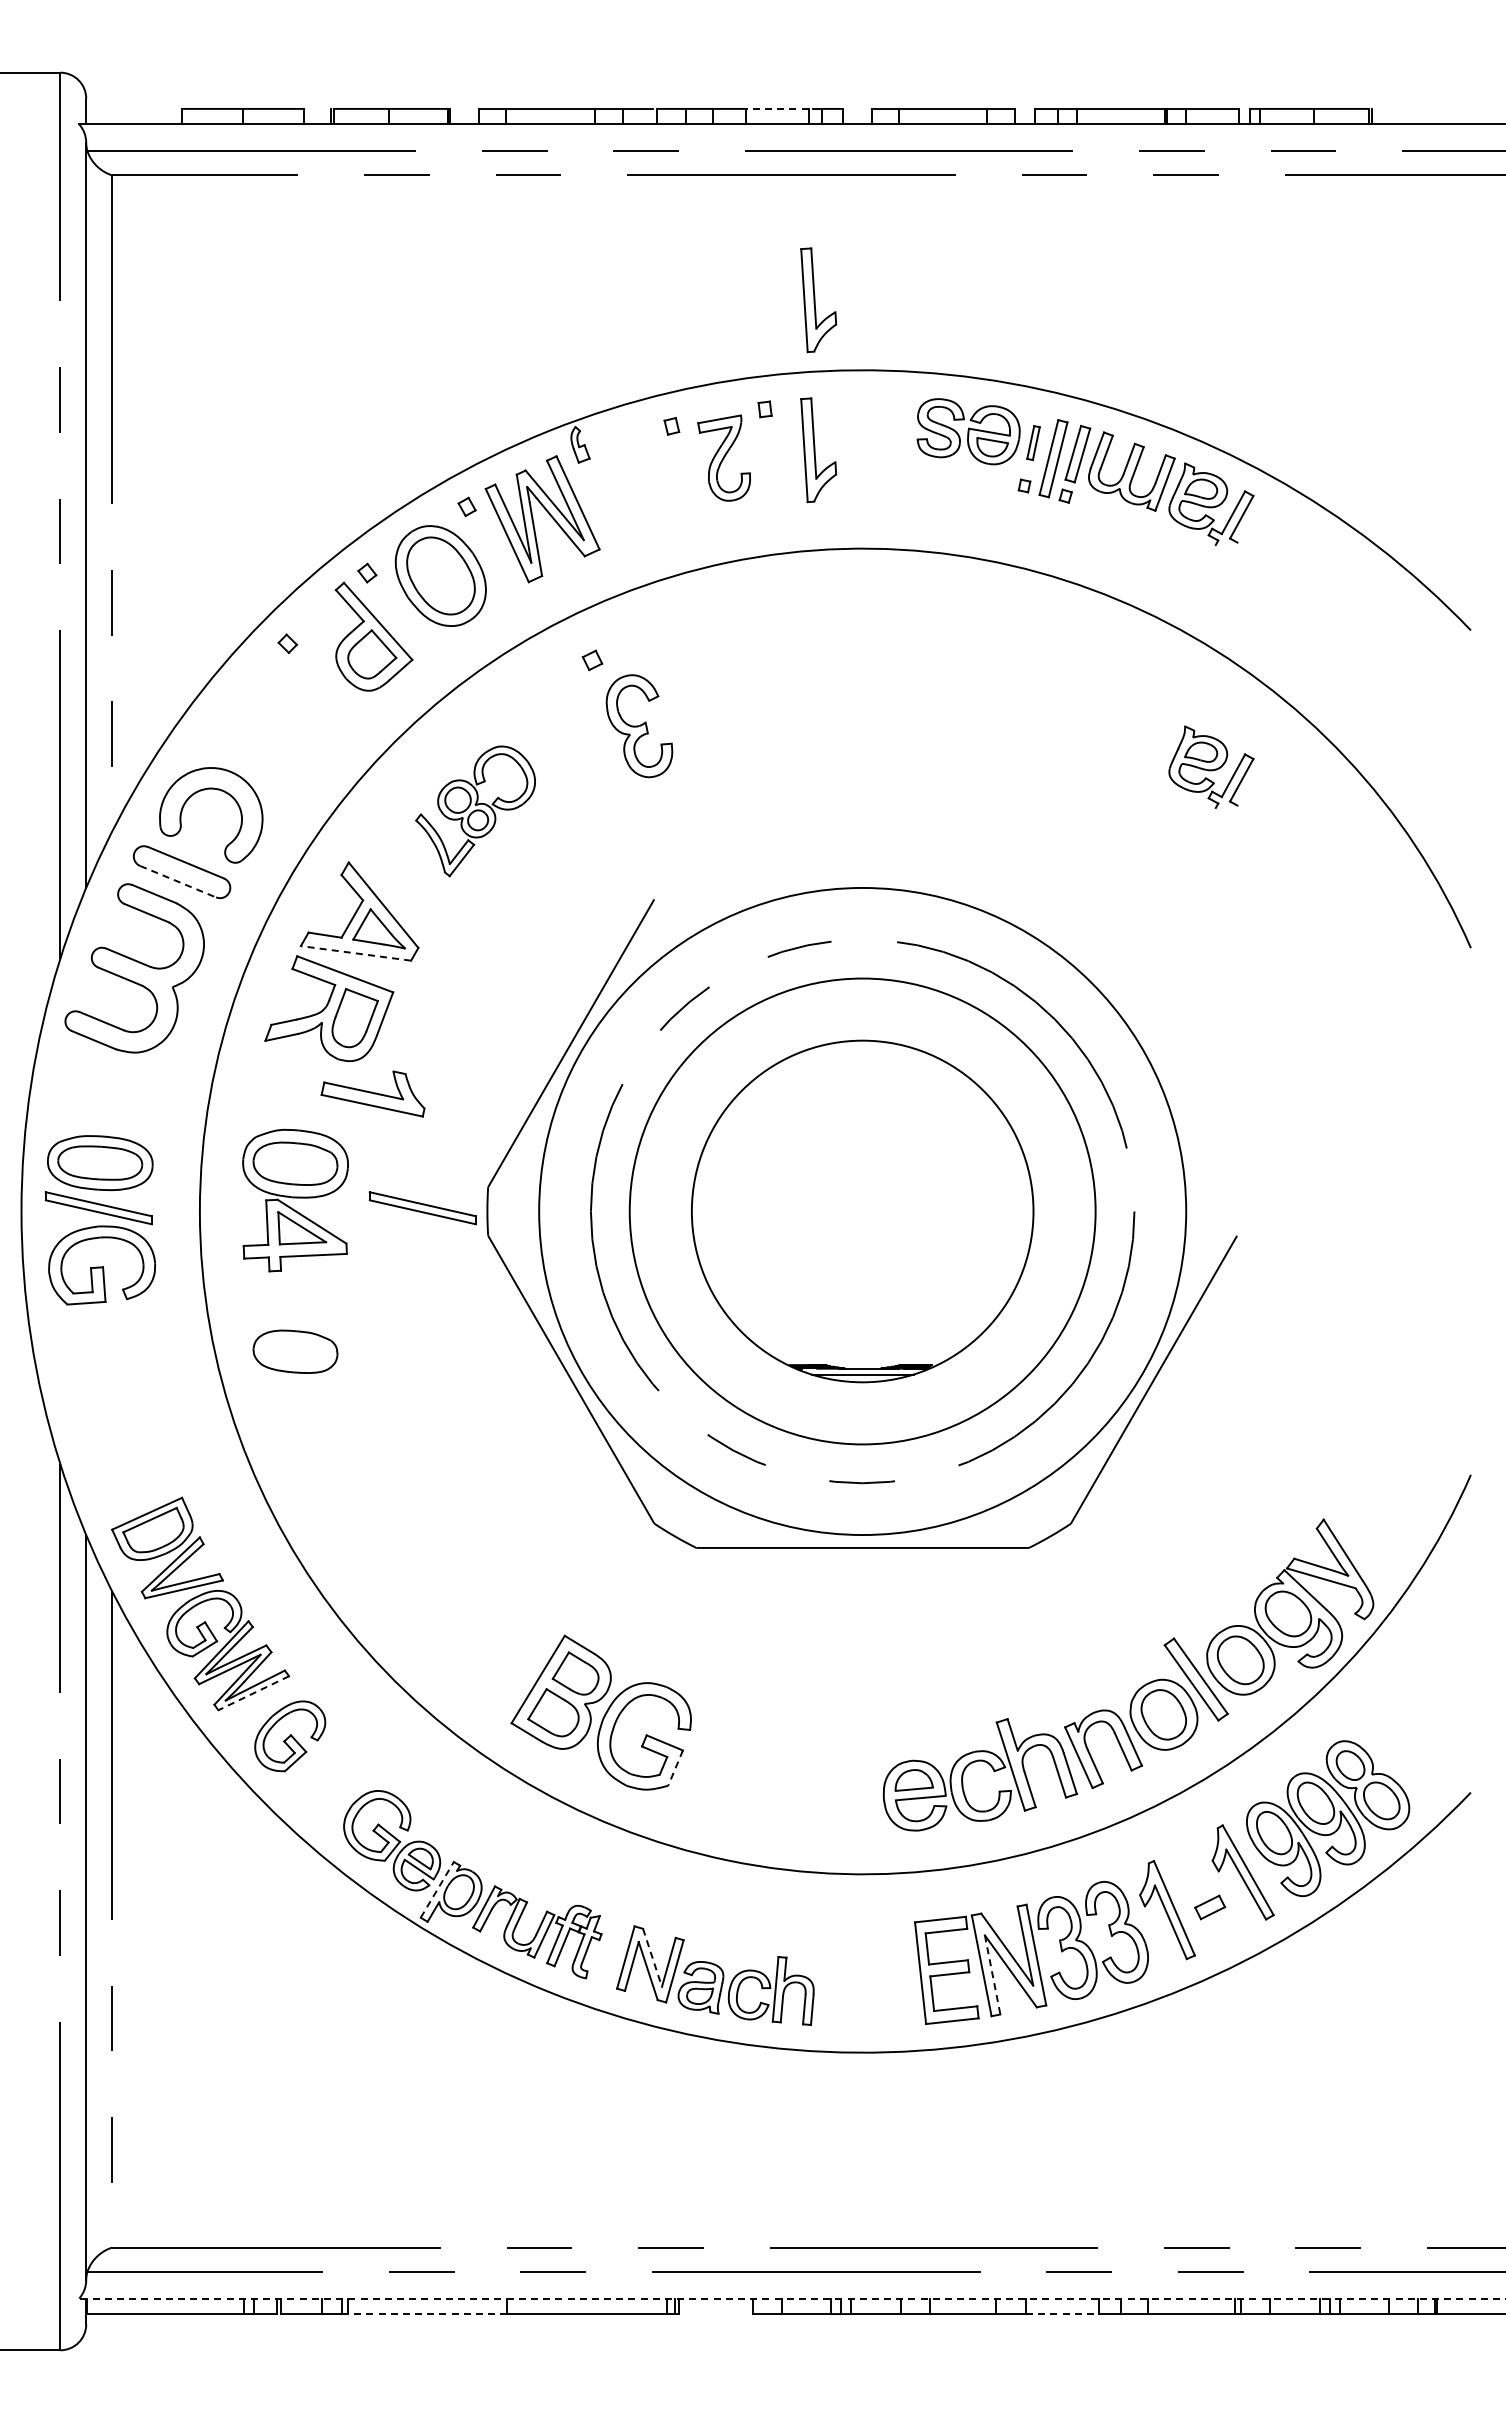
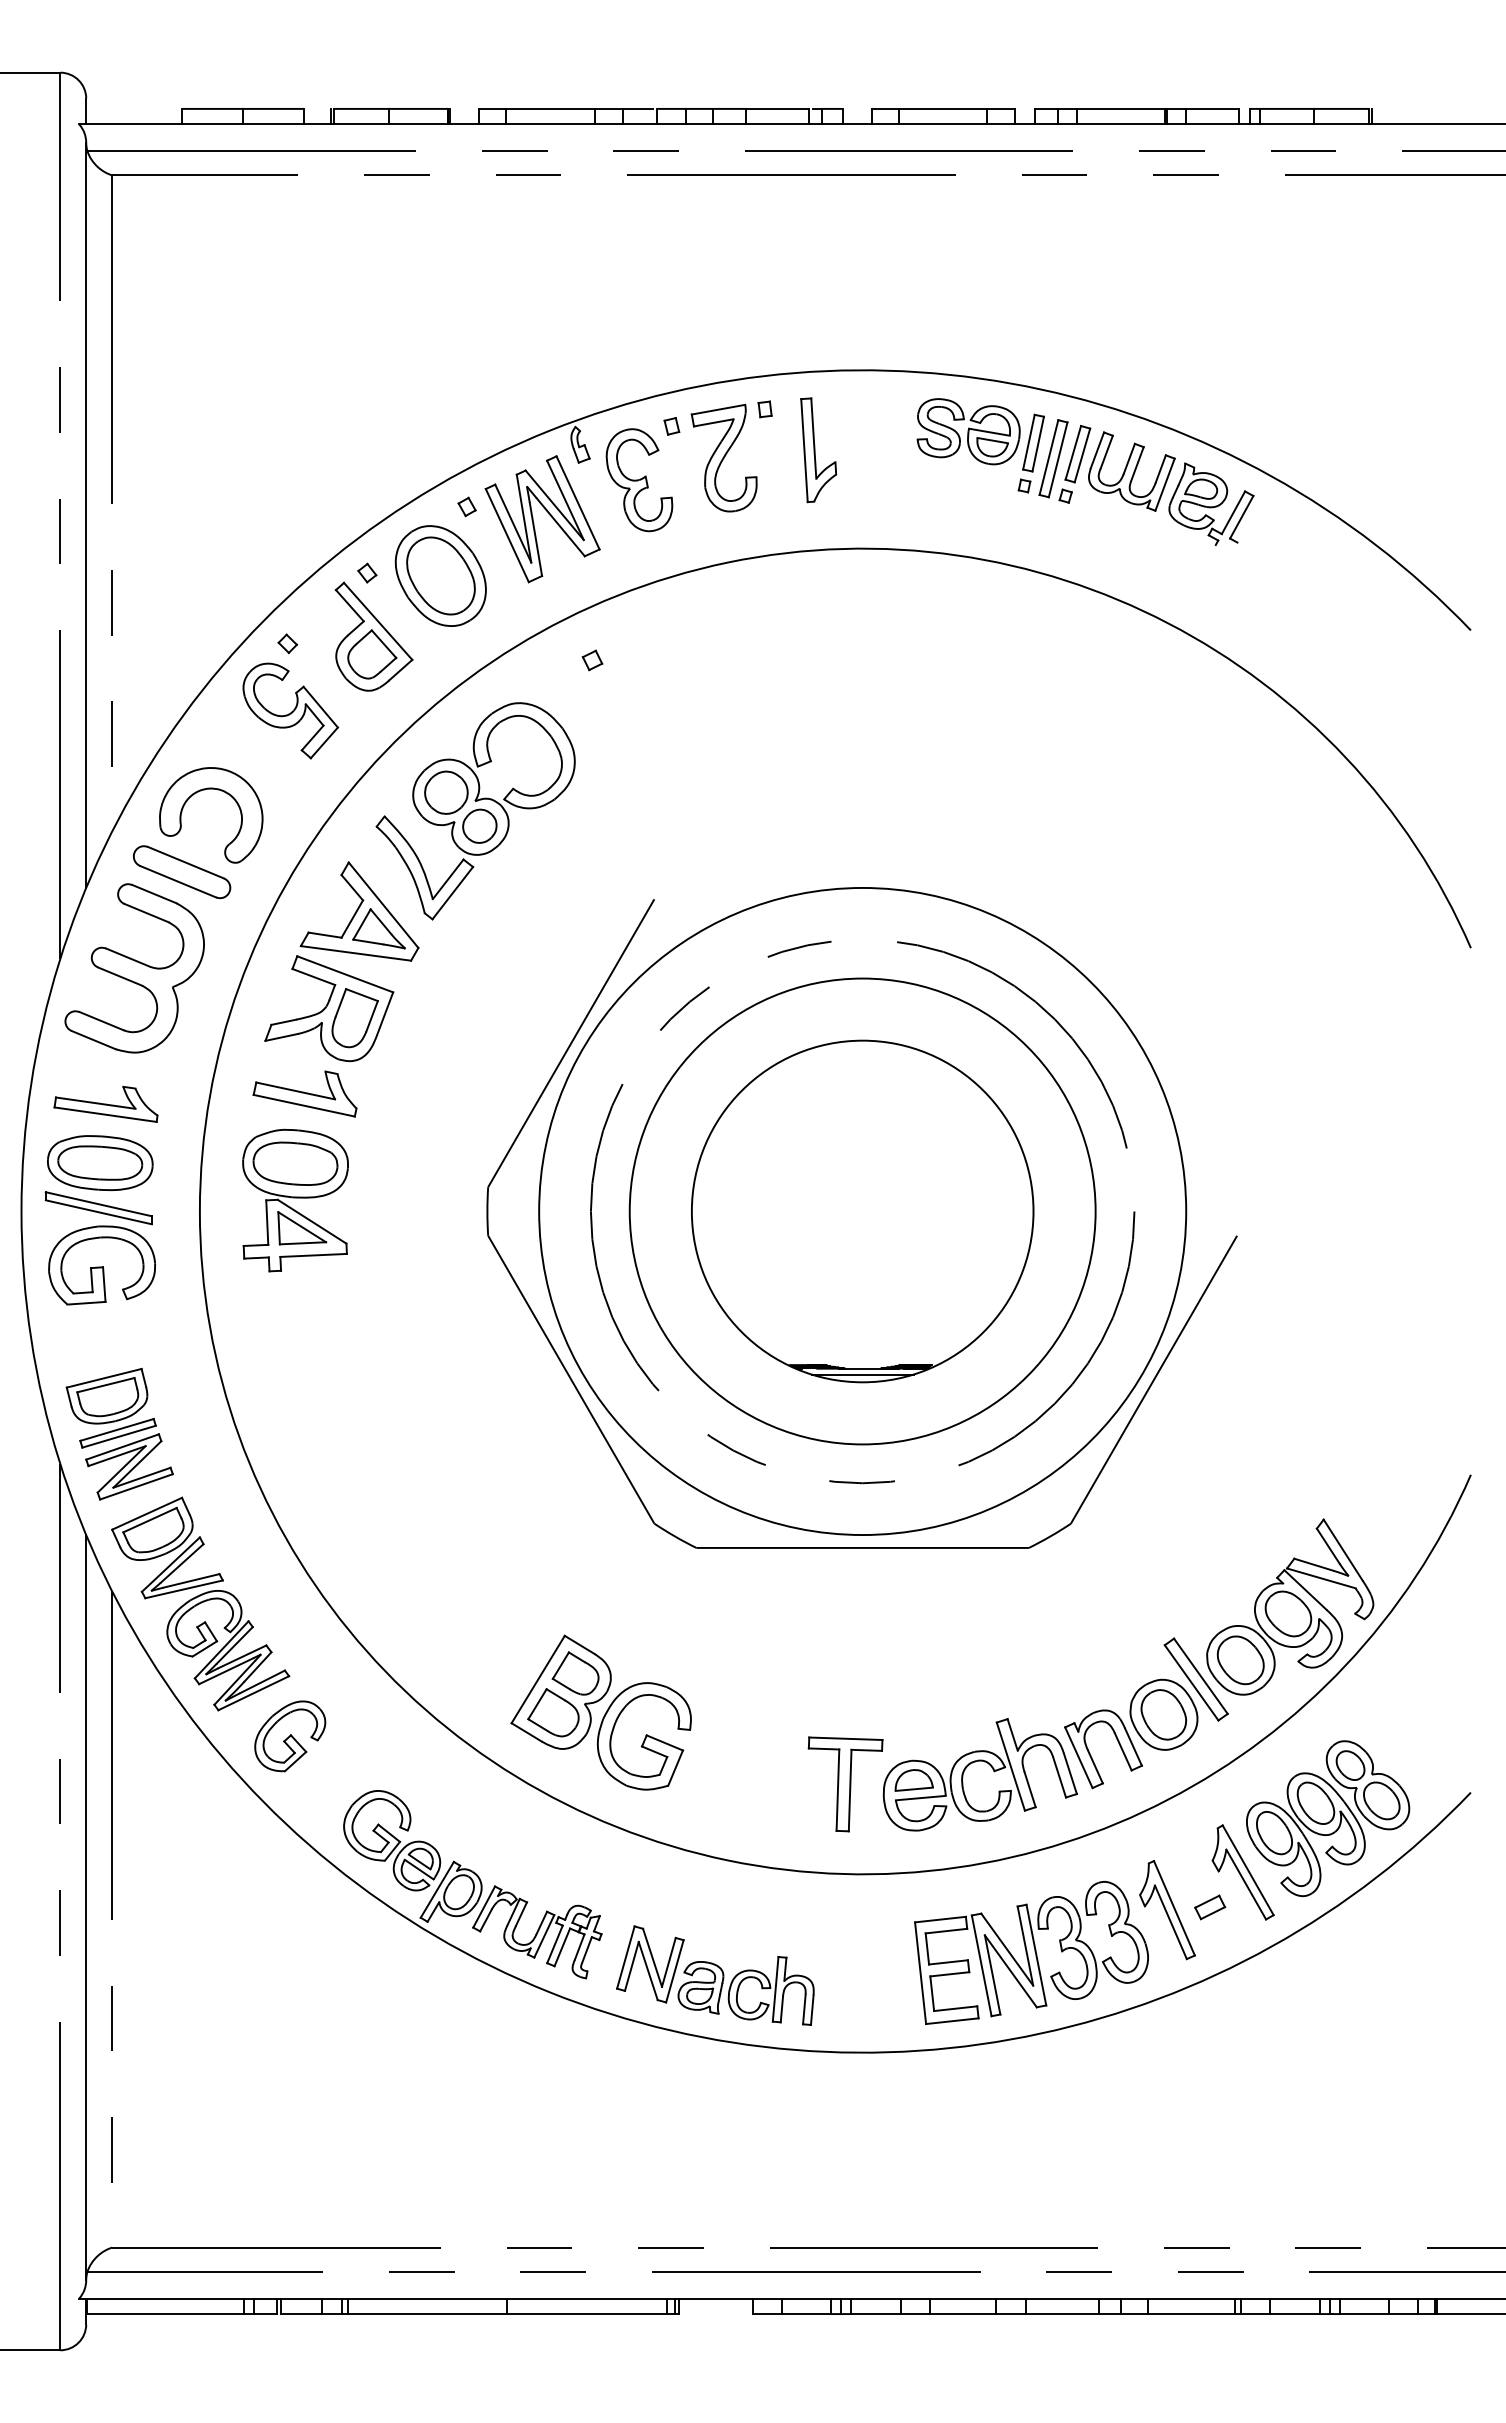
line: dashed -> solid (777, 108)
part: present -> none (818, 300)
part size: 15x37 px -> 23x60 px (1033, 442)
part size: 54x88 px -> 68x110 px (723, 457)
part: none -> present (290, 710)
part position: (639, 726) -> (639, 480) (639, 480)
part: present -> none (1211, 766)
part size: 121x133 px -> 201x219 px (475, 811)
line: dashed -> solid (178, 881)
line: dashed -> solid (355, 953)
part position: (372, 1093) -> (304, 1093) (304, 1093)
part: none -> present (105, 1104)
part: present -> none (422, 1208)
part: present -> none (295, 1351)
part: none -> present (119, 1434)
line: dashed -> solid (253, 1693)
line: dashed -> solid (675, 1768)
part: none -> present (845, 1784)
line: dashed -> solid (437, 1889)
line: dashed -> solid (652, 1957)
line: dashed -> solid (992, 1975)
line: dashed -> solid (792, 2298)
line: dashed -> solid (427, 2314)
line: dashed -> solid (1062, 2314)
